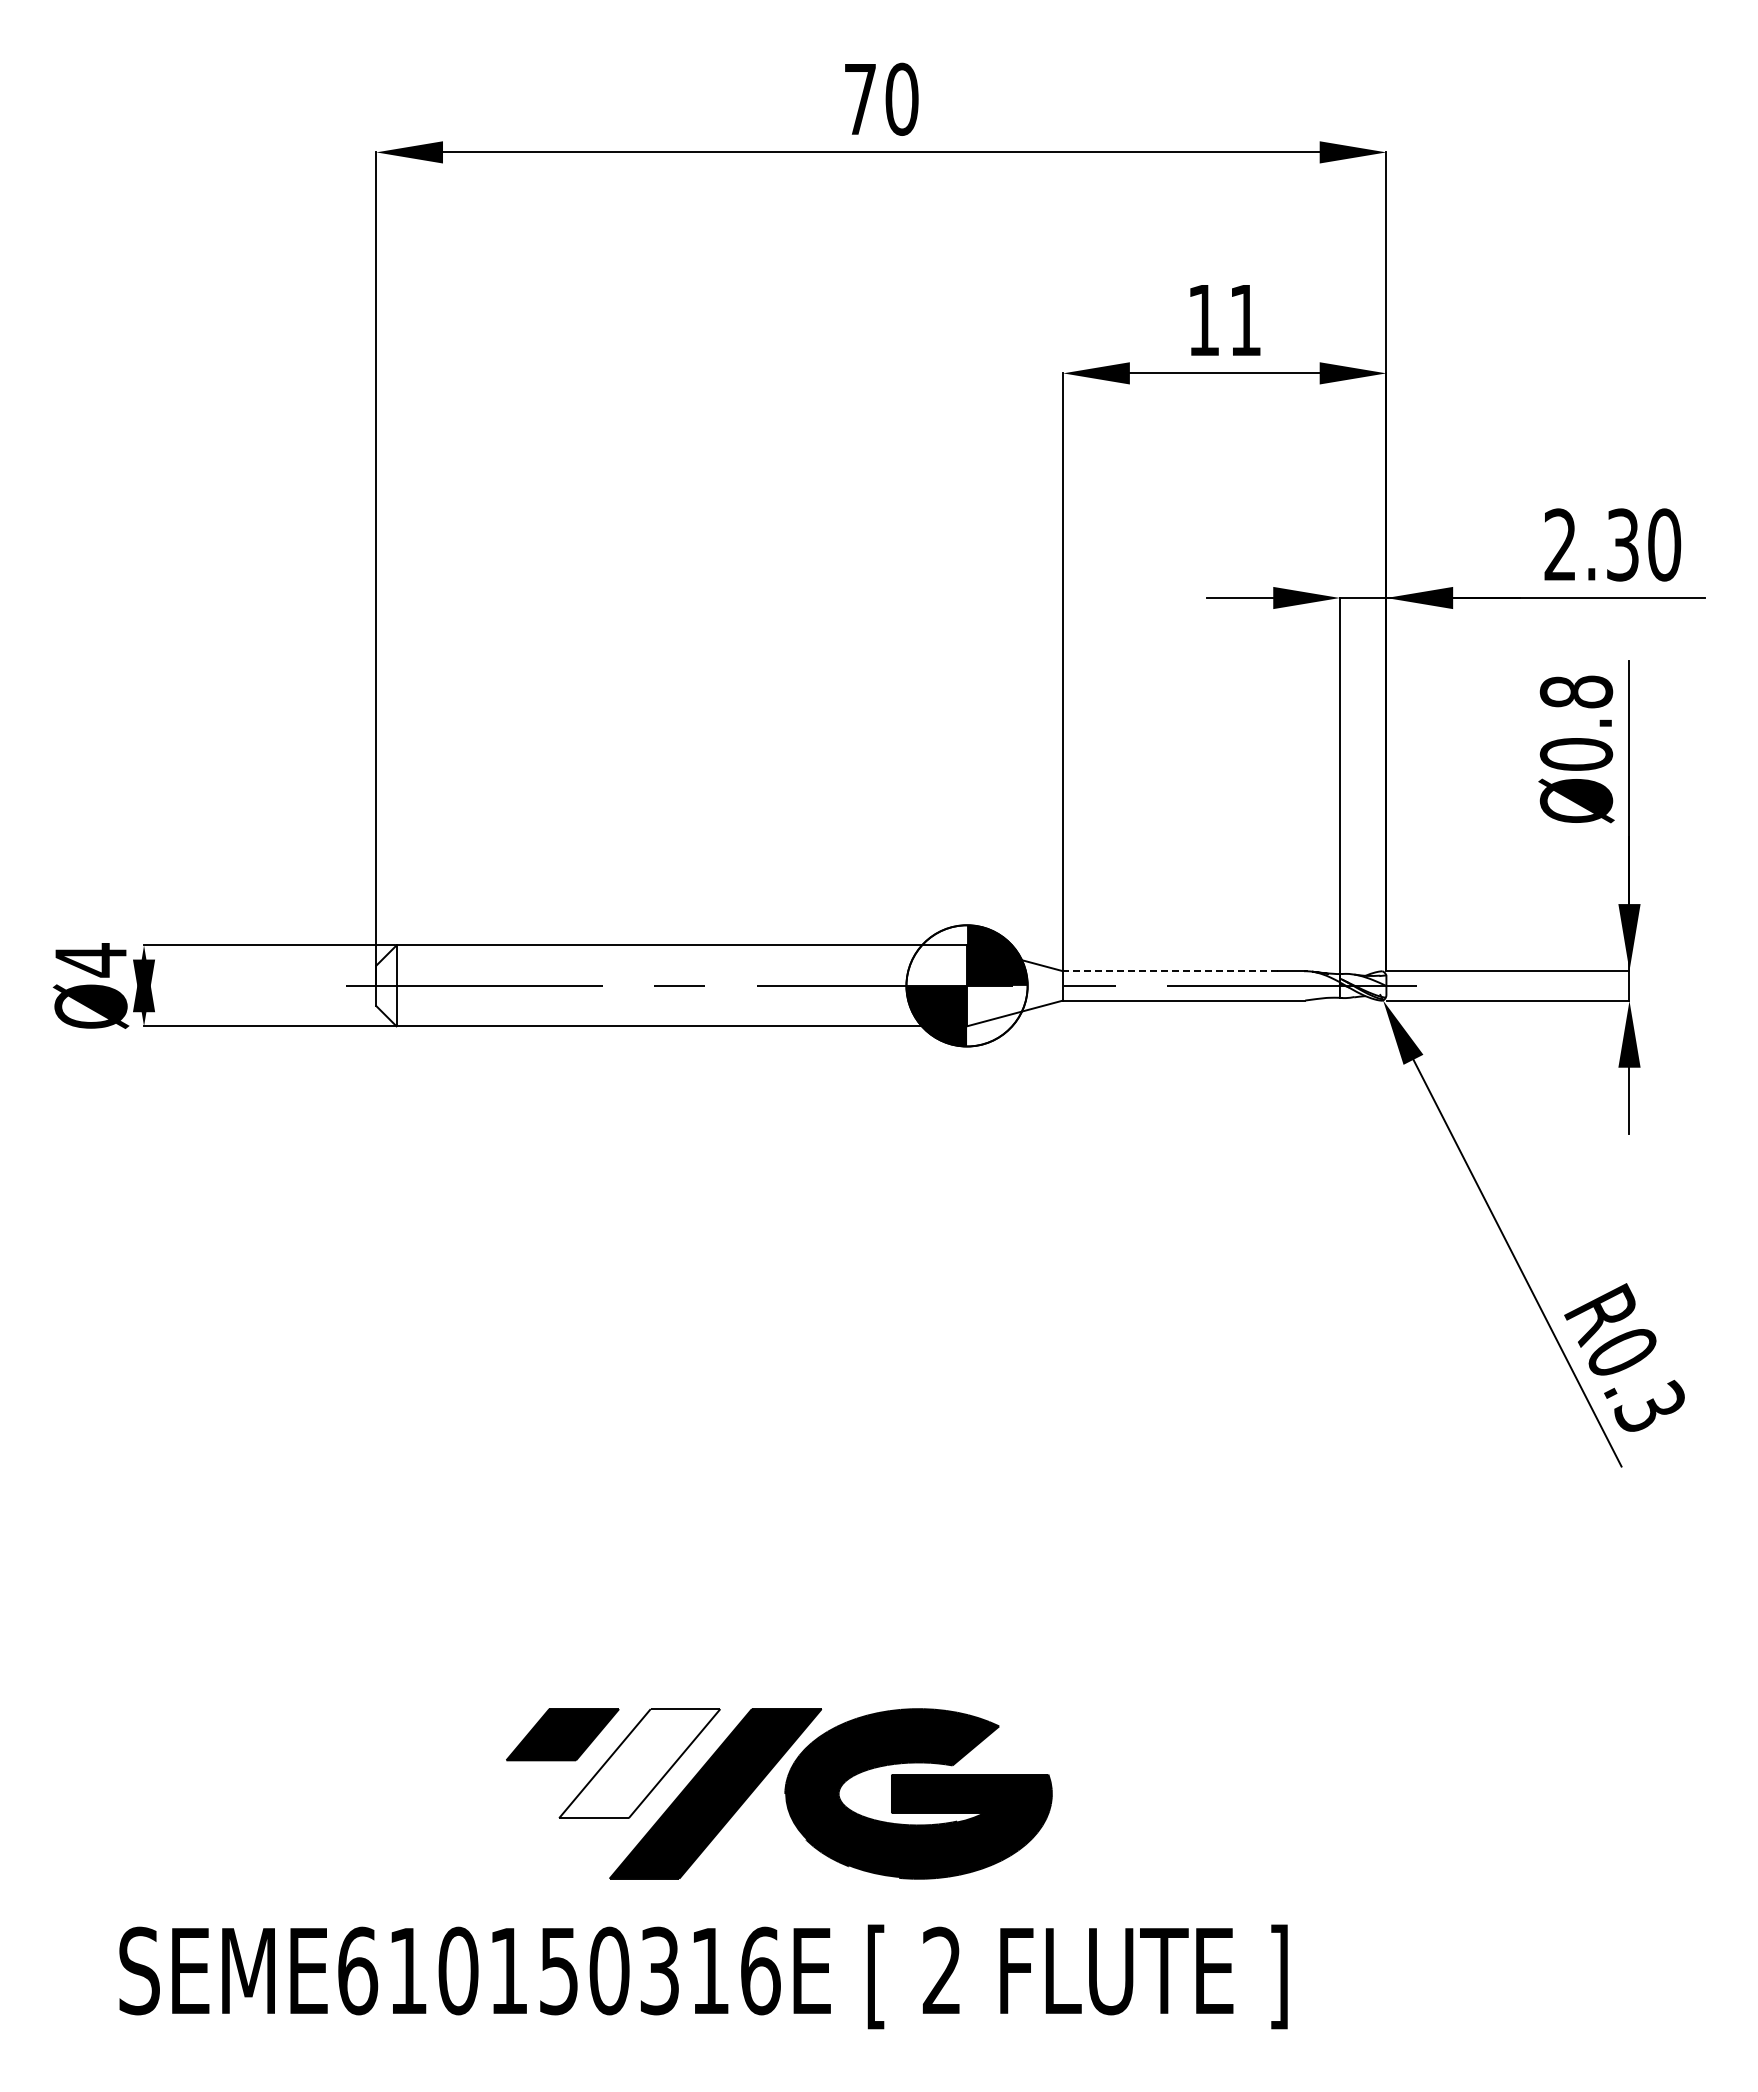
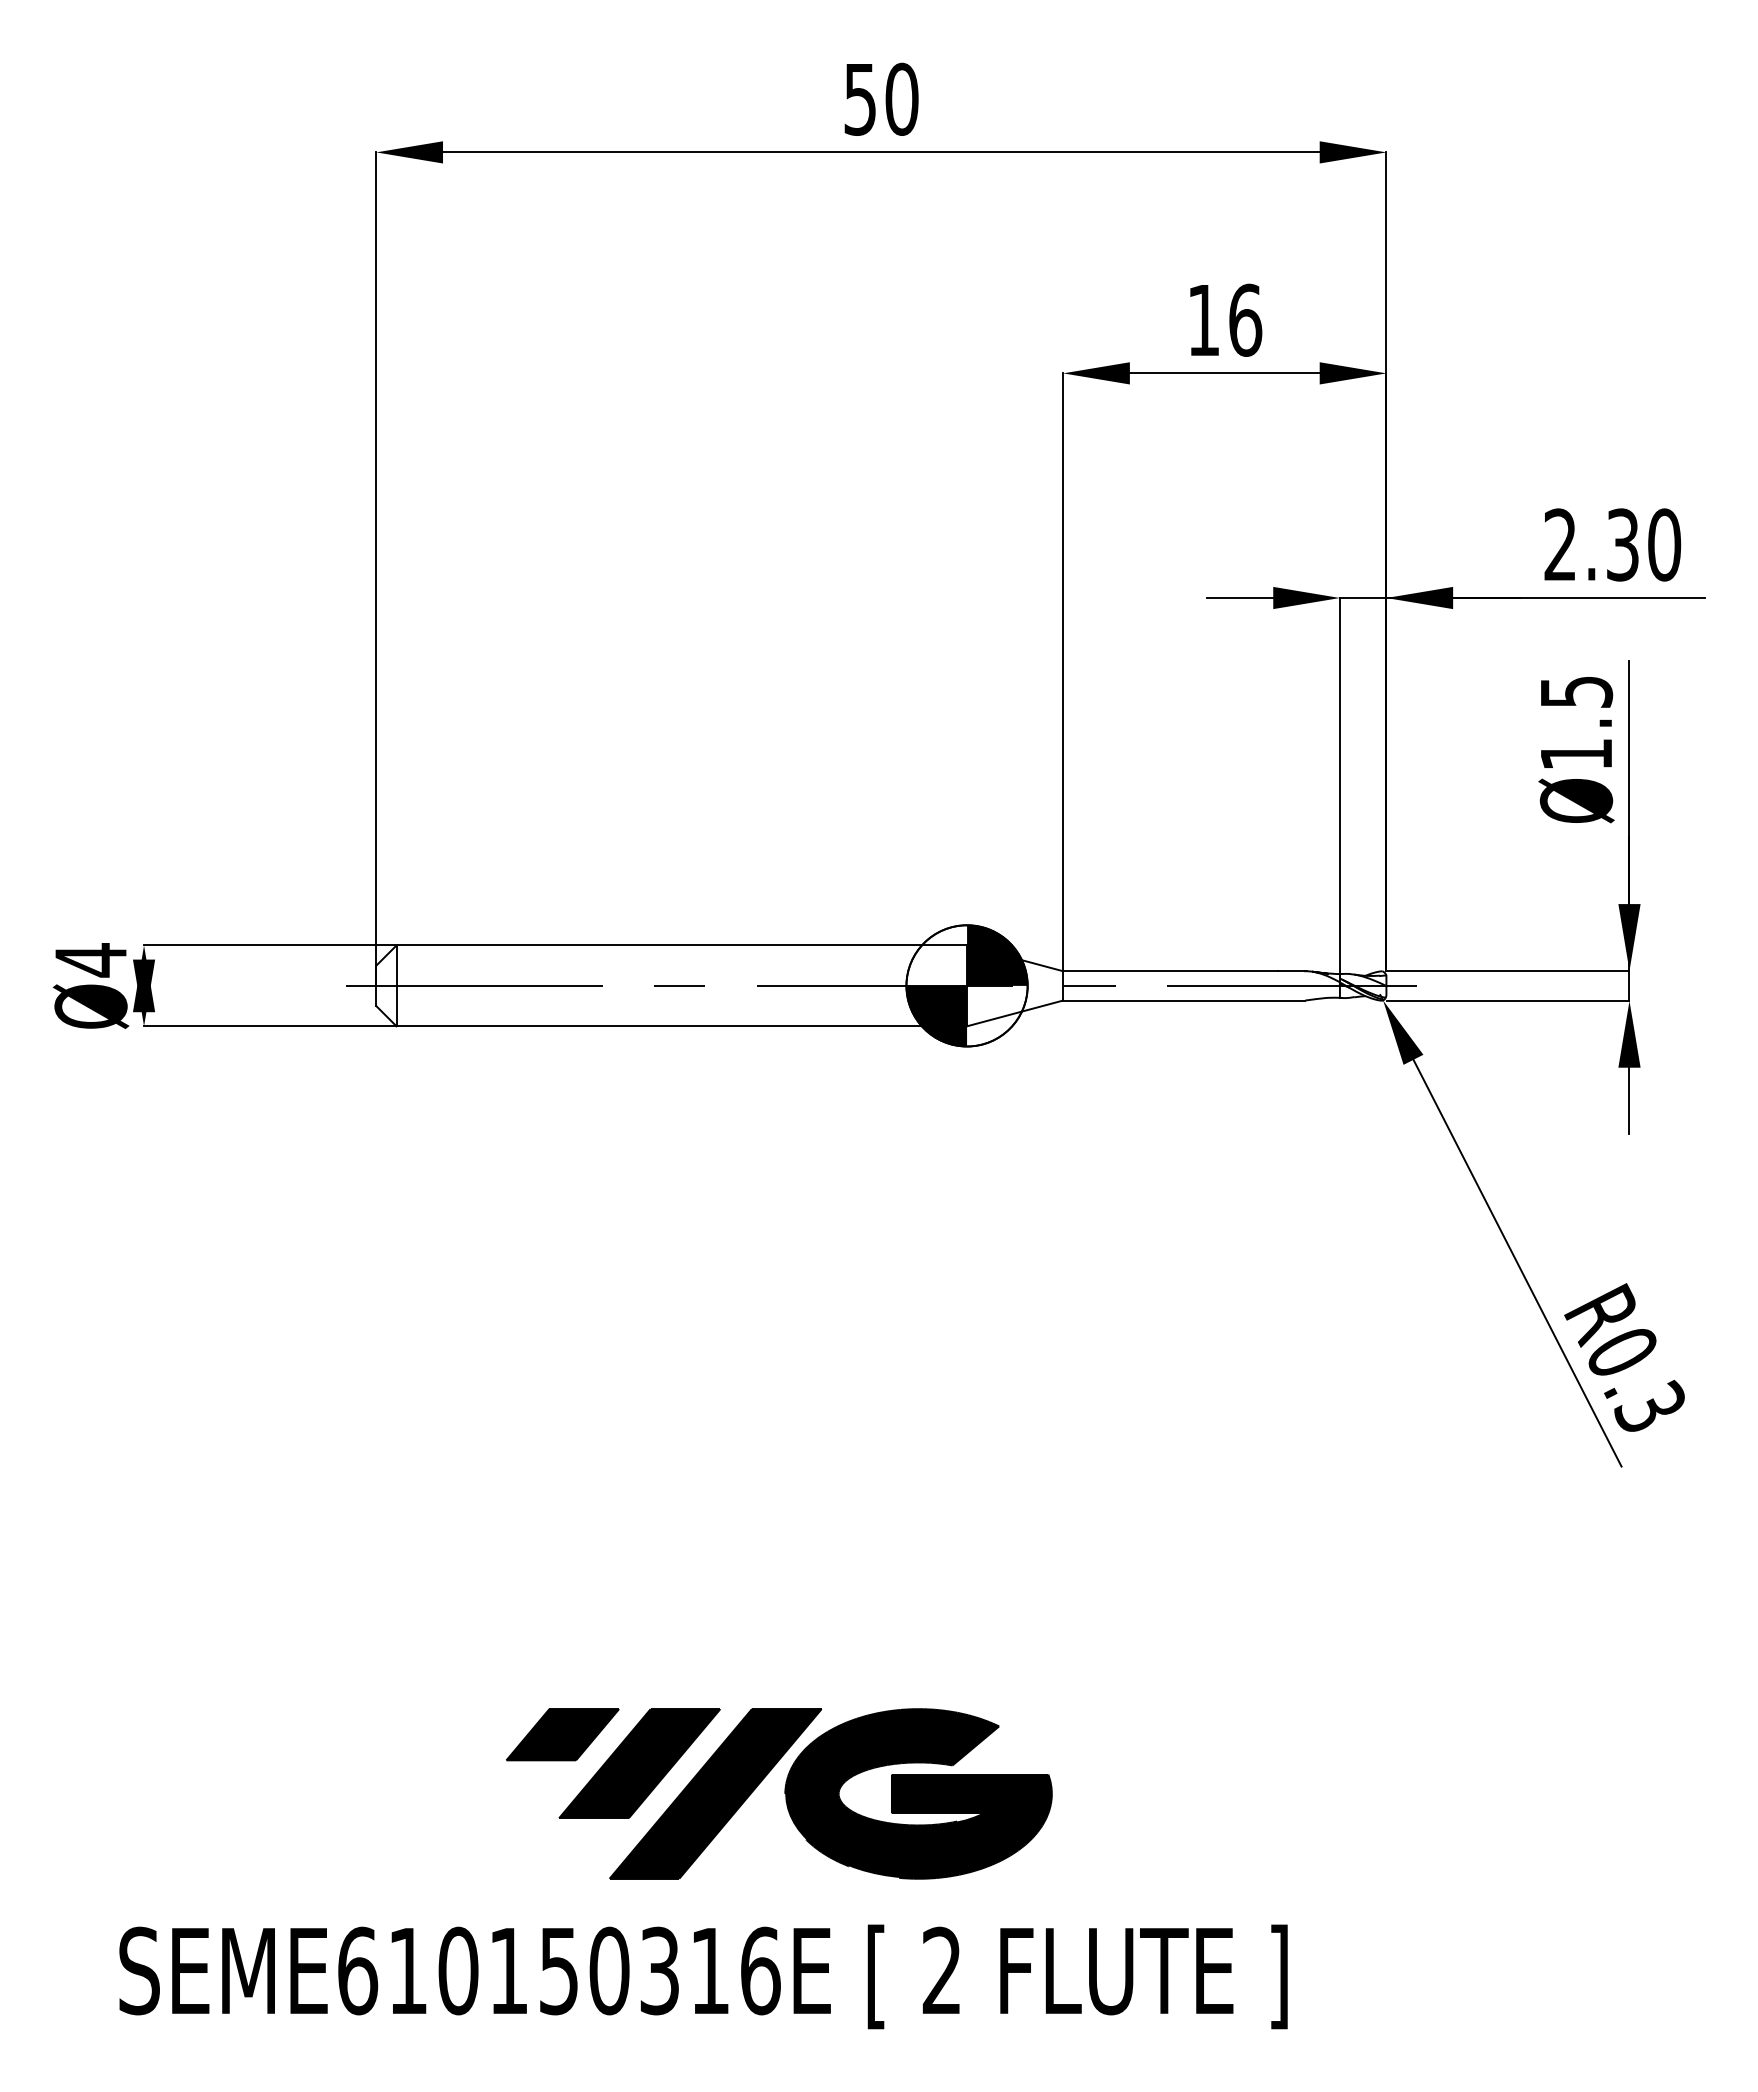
text: 70 -> 50 (859, 99)
text: 11 -> 16 (1245, 319)
text: Ø0.8 -> Ø1.5 (1576, 722)
line: dashed -> solid (1170, 971)
fill: none -> present (639, 1763)
